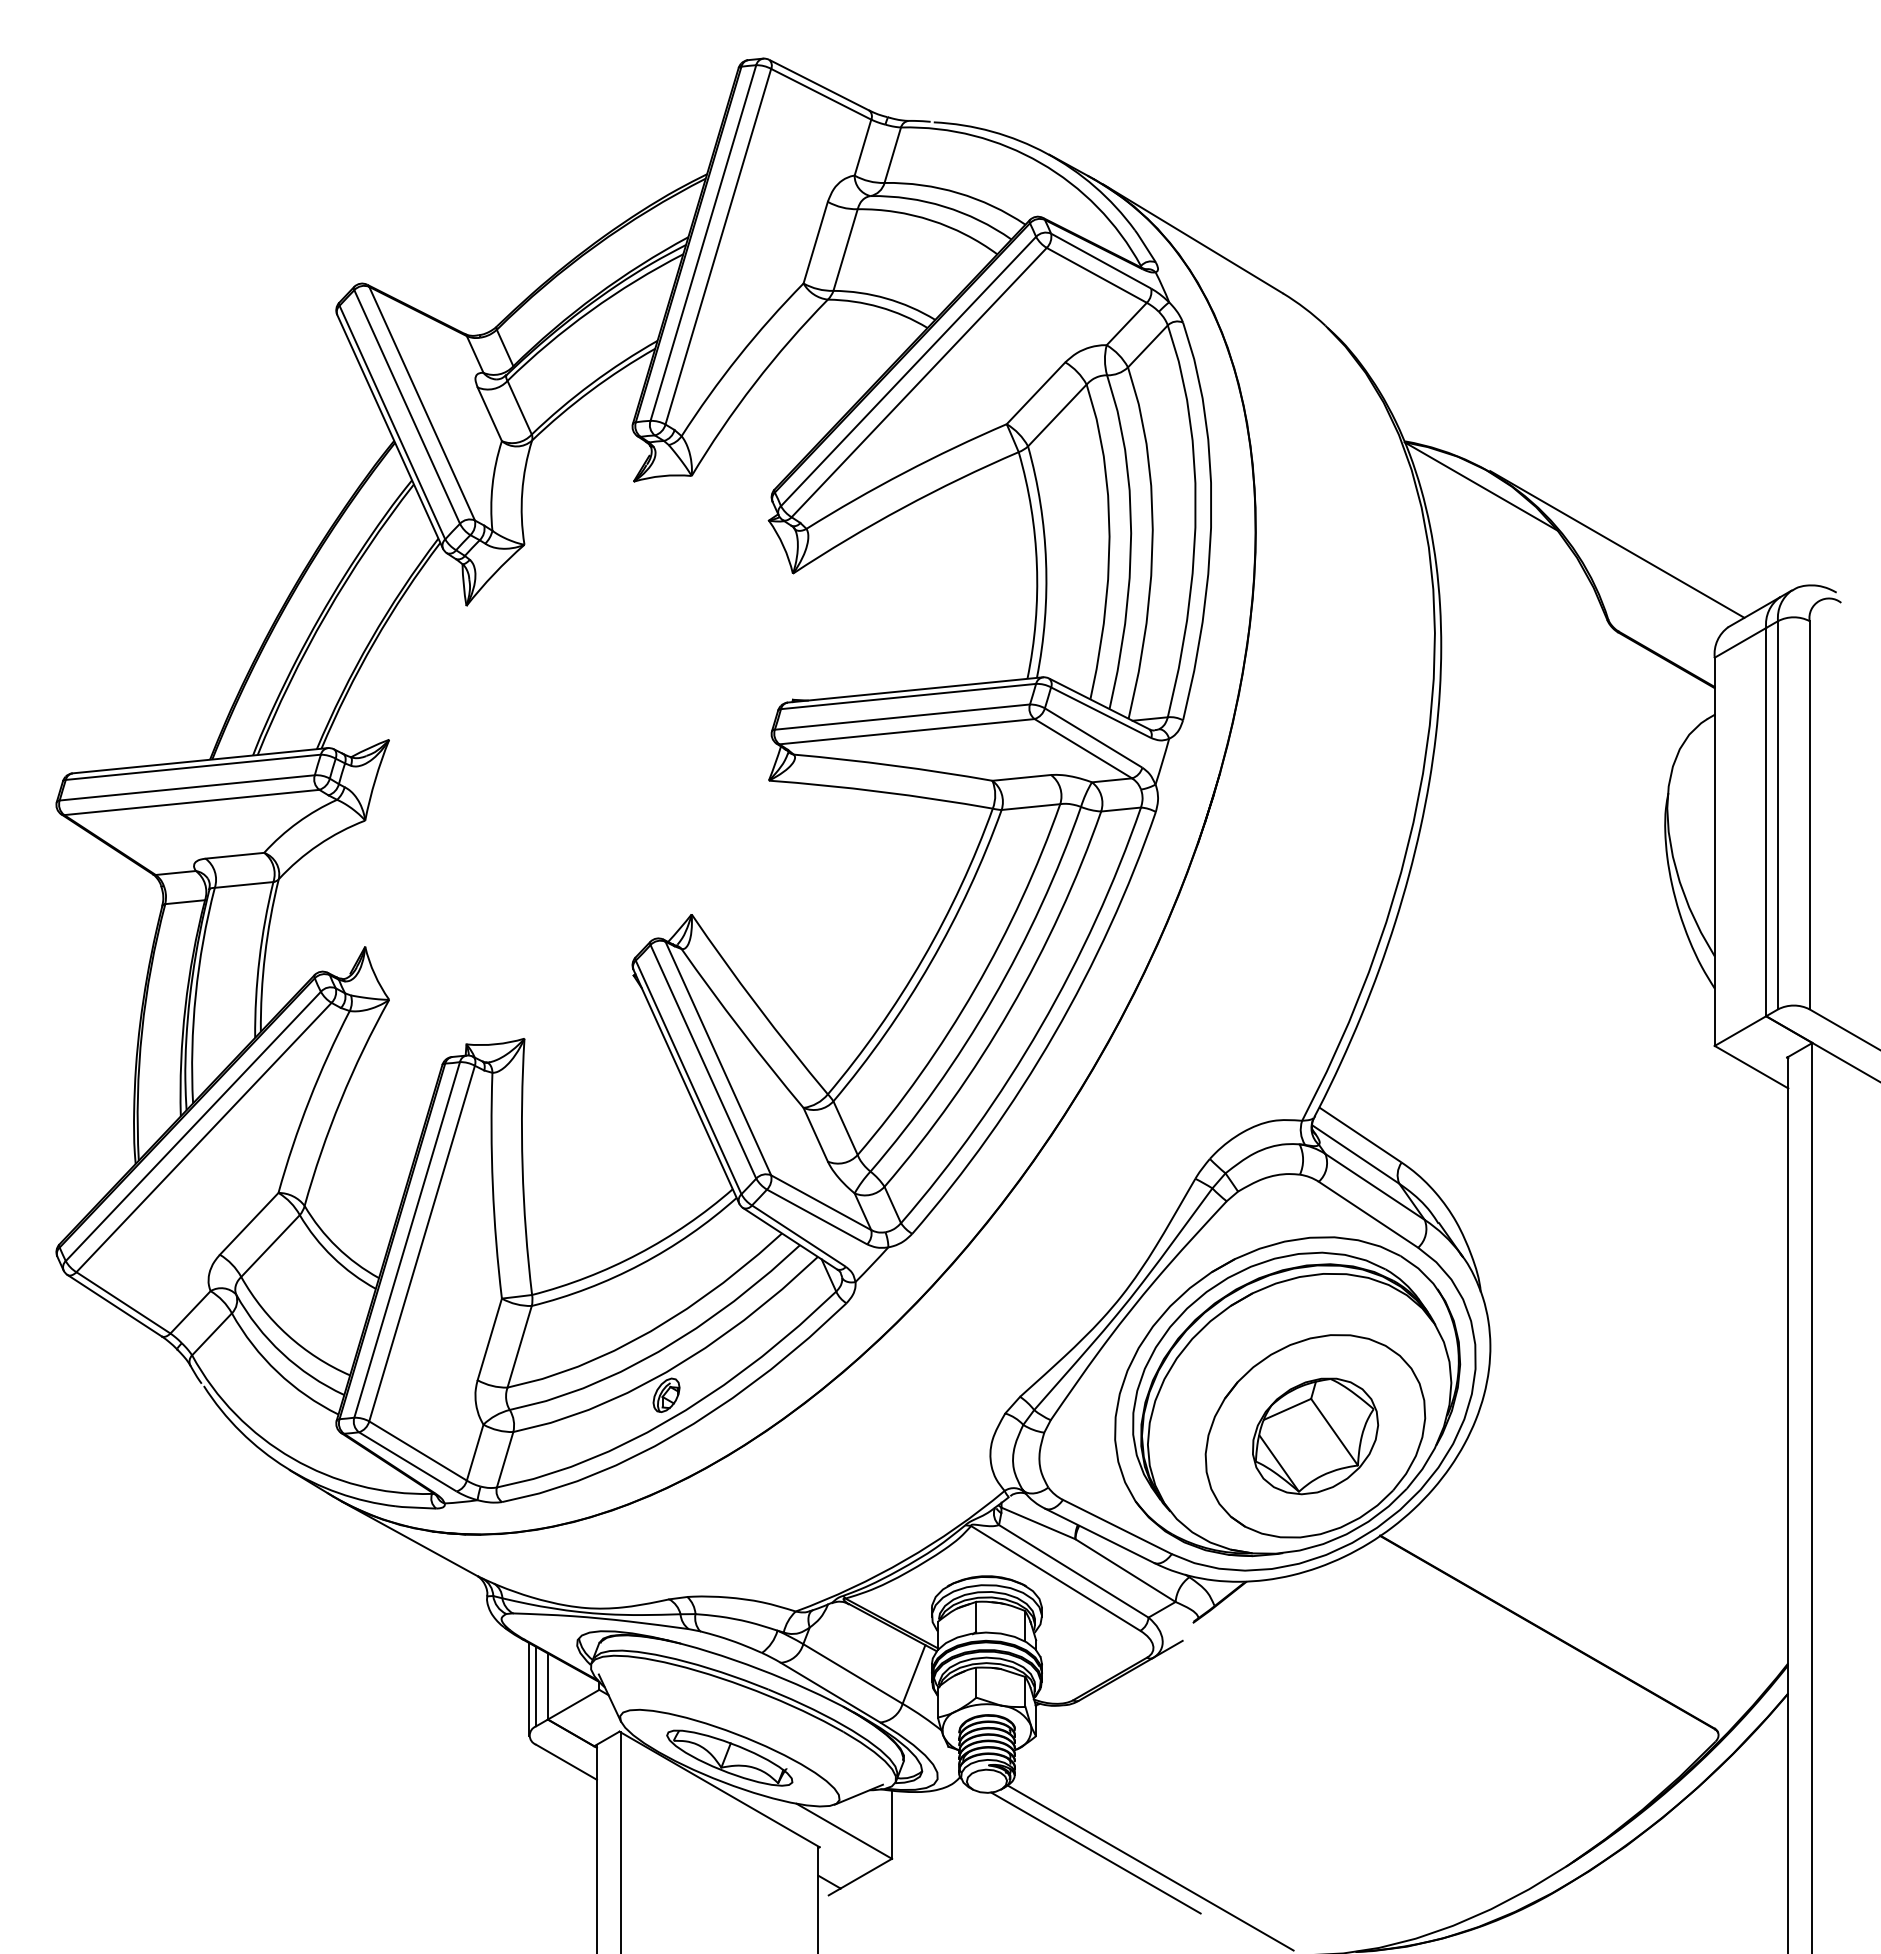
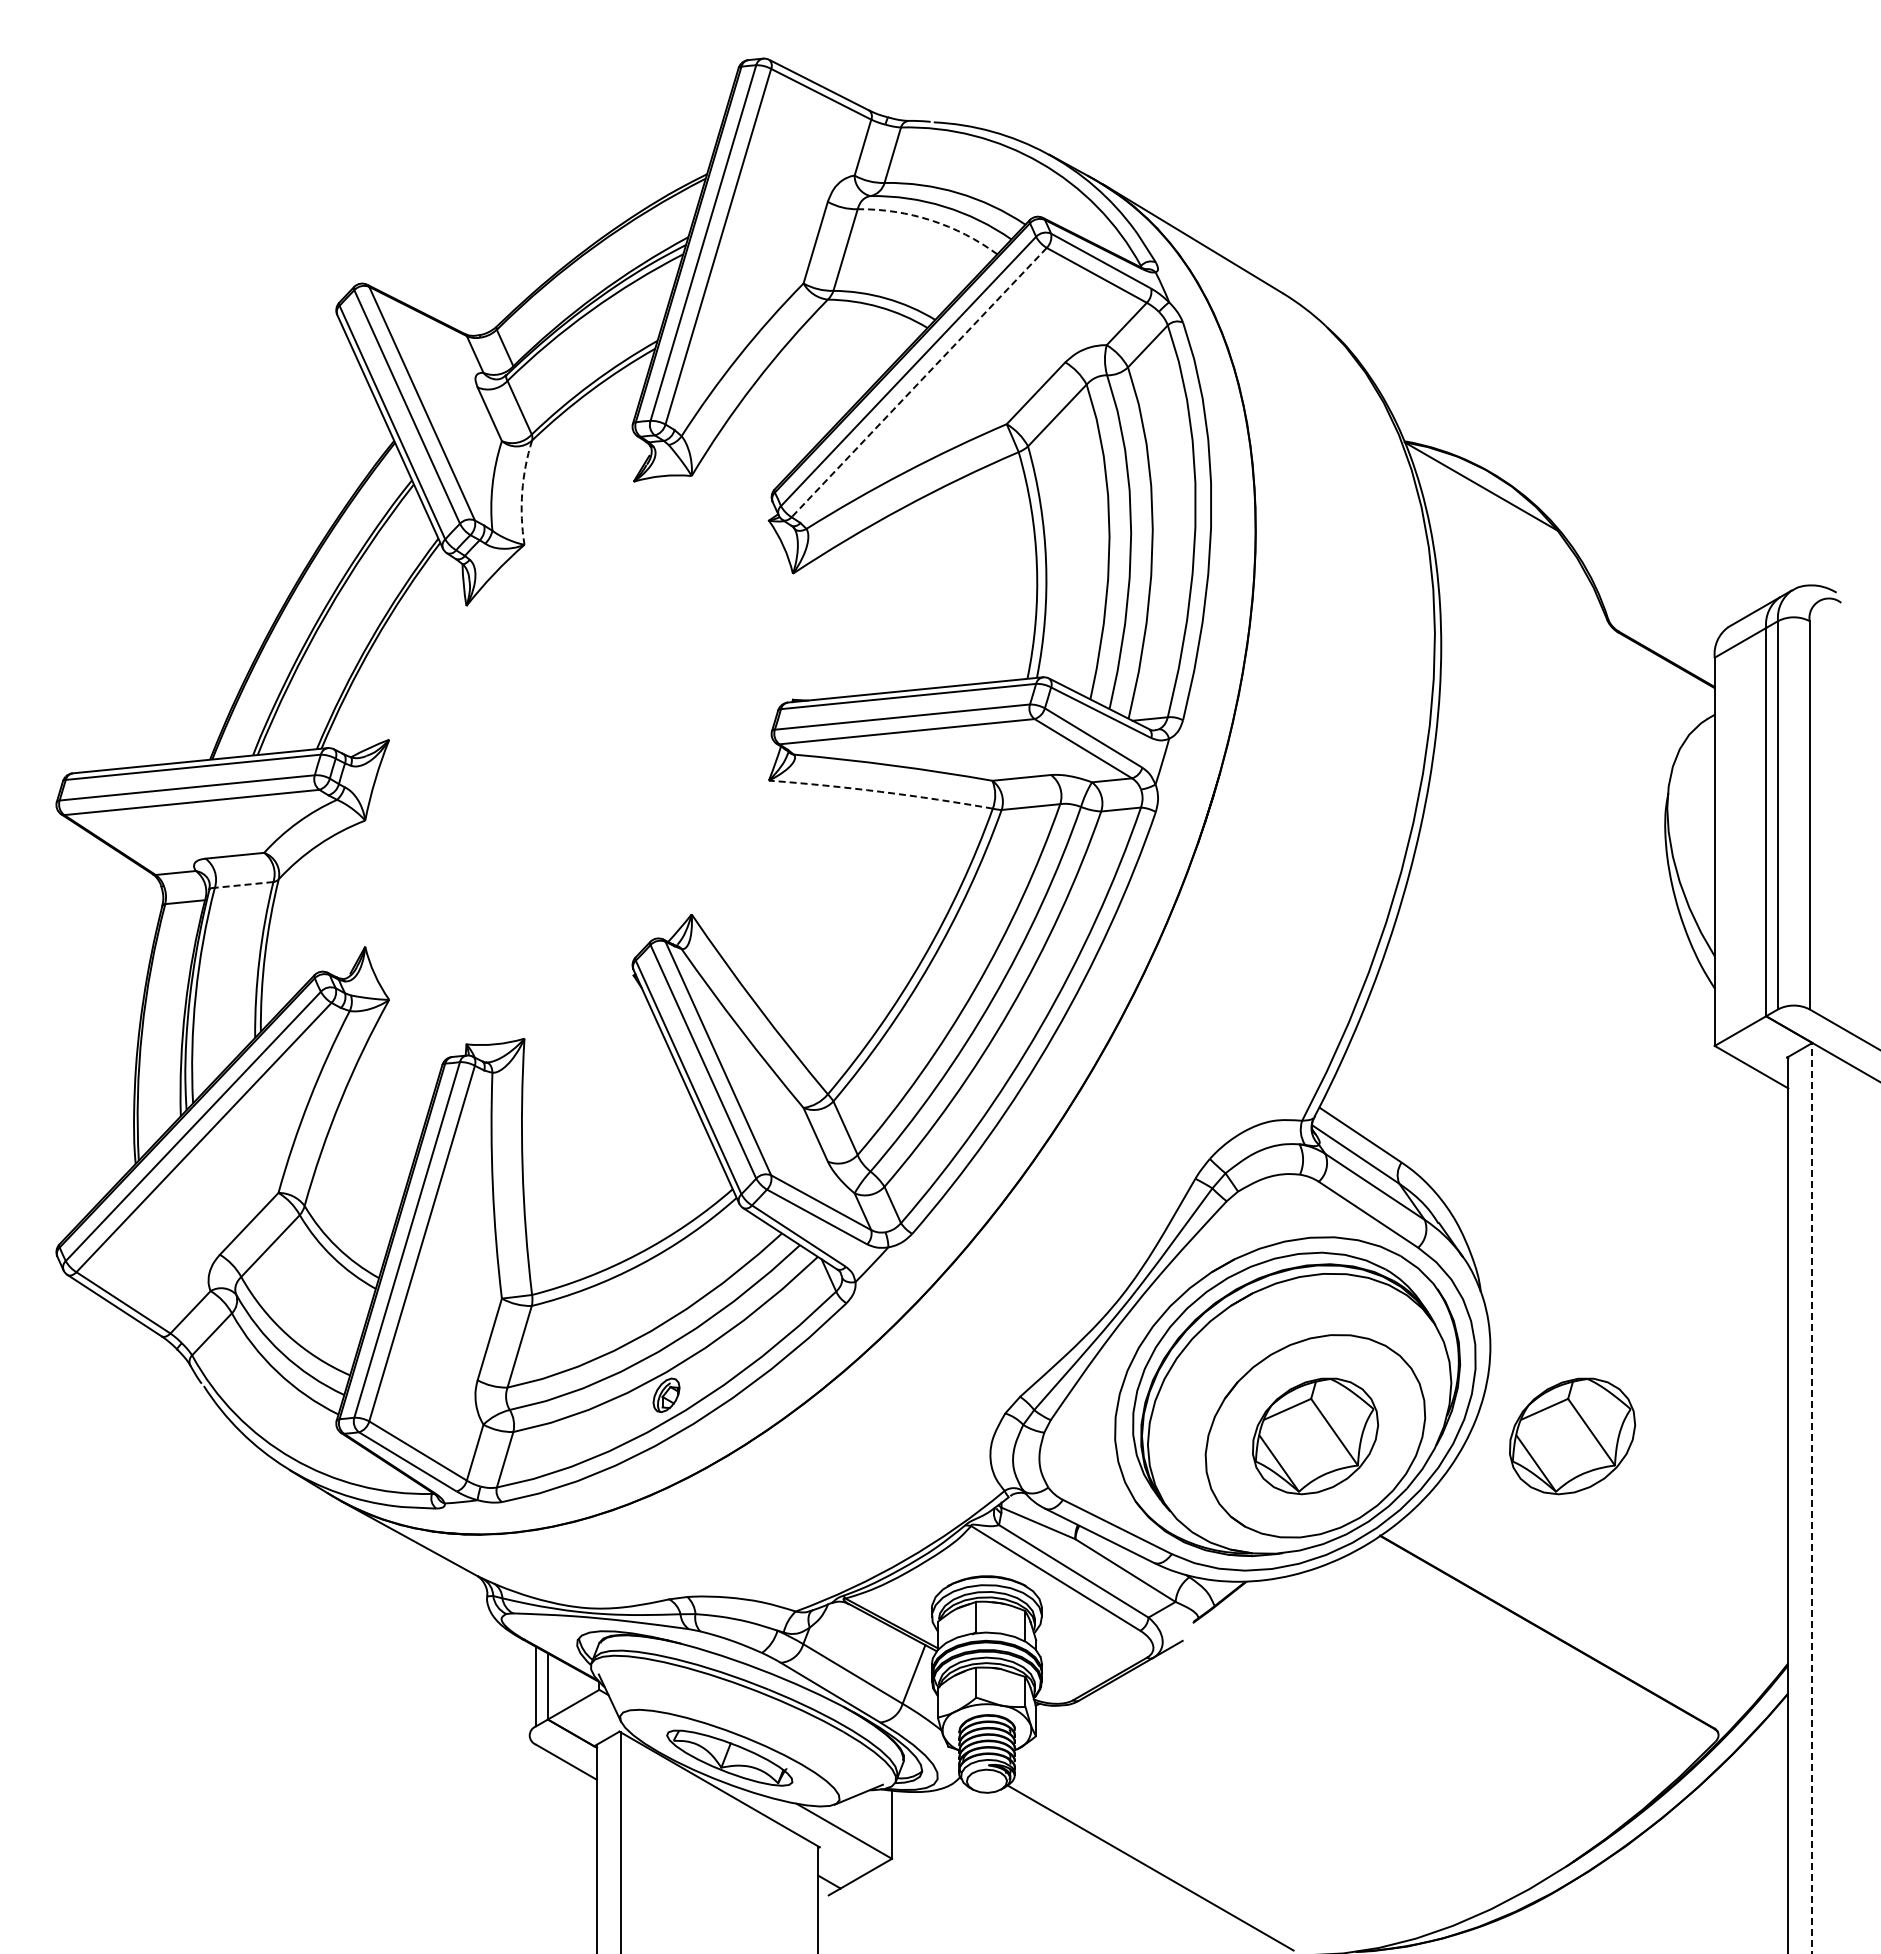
arc: solid -> dashed (931, 220)
line: solid -> dashed (918, 382)
arc: solid -> dashed (522, 492)
line: present -> none (1617, 544)
arc: solid -> dashed (881, 791)
line: solid -> dashed (243, 885)
part: none -> present (1572, 1436)
line: solid -> dashed (1812, 1498)
line: present -> none (529, 1689)
line: present -> none (1095, 1852)
